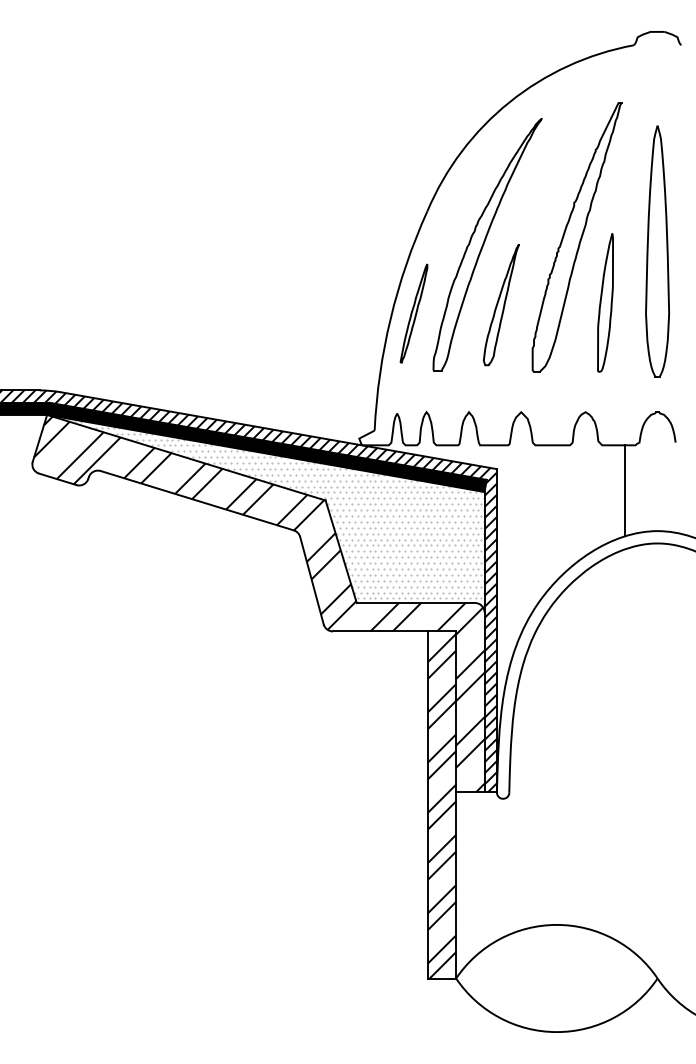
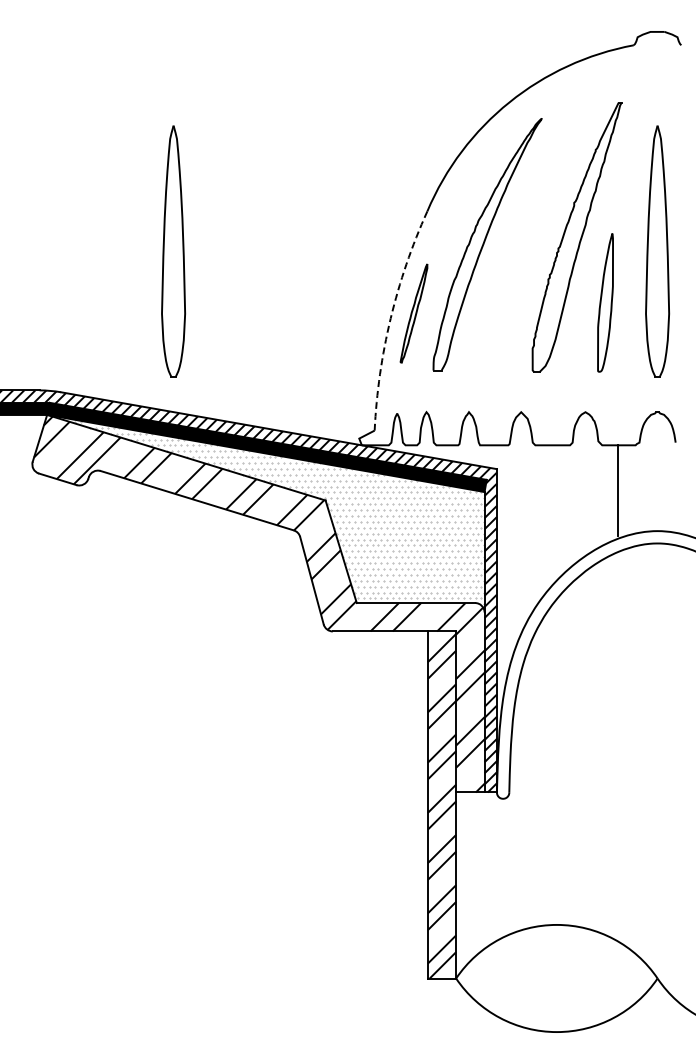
part: none -> present (173, 251)
part: present -> none (500, 305)
arc: solid -> dashed (390, 318)
line position: (624, 490) -> (617, 490) (617, 490)
